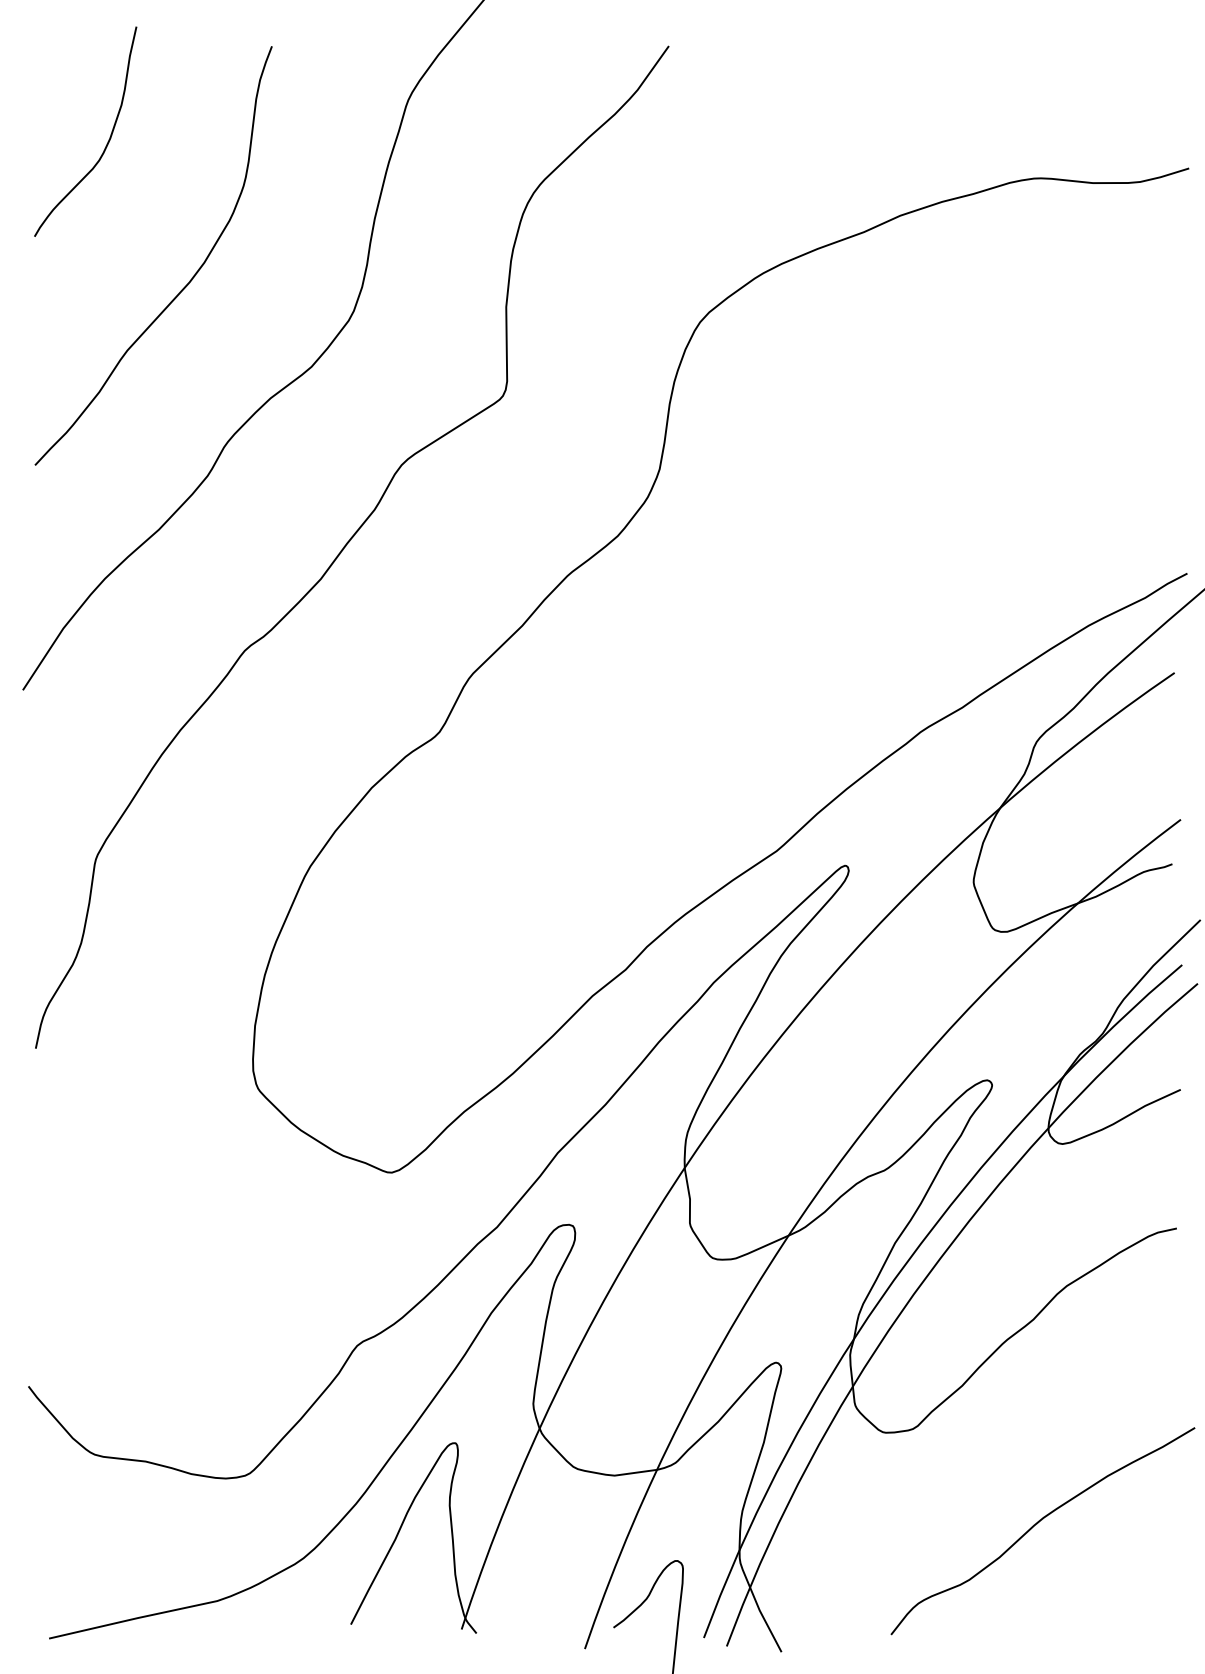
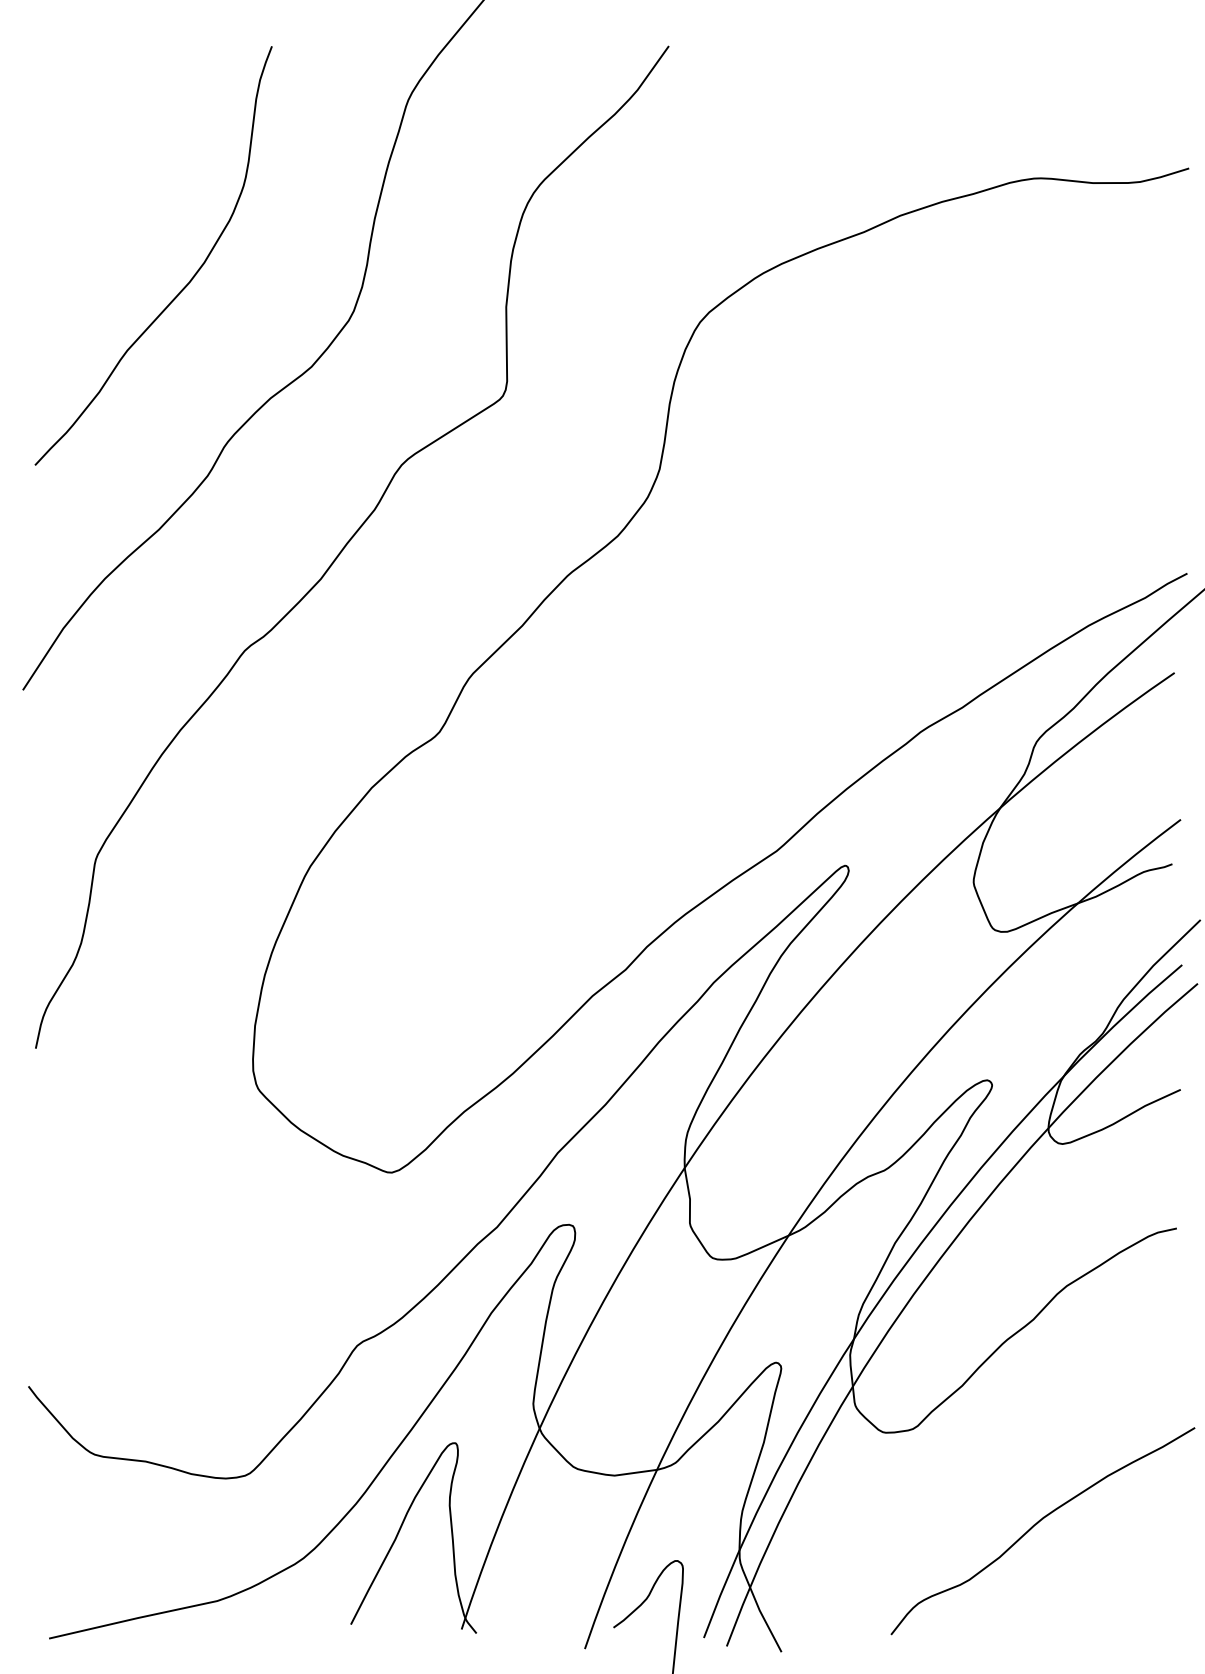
curve: present -> none (107, 141)
